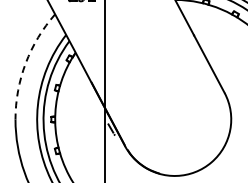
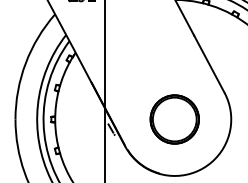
arc: dashed -> solid (25, 63)
part: none -> present (174, 119)
